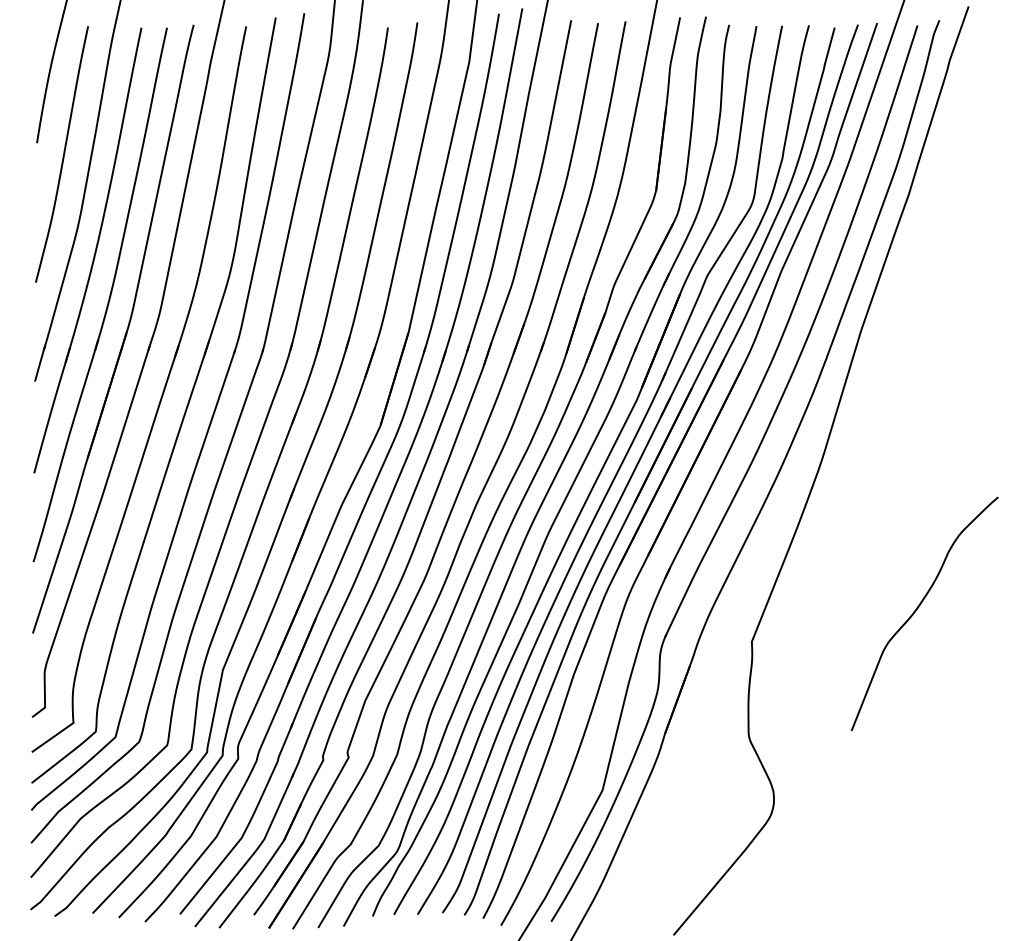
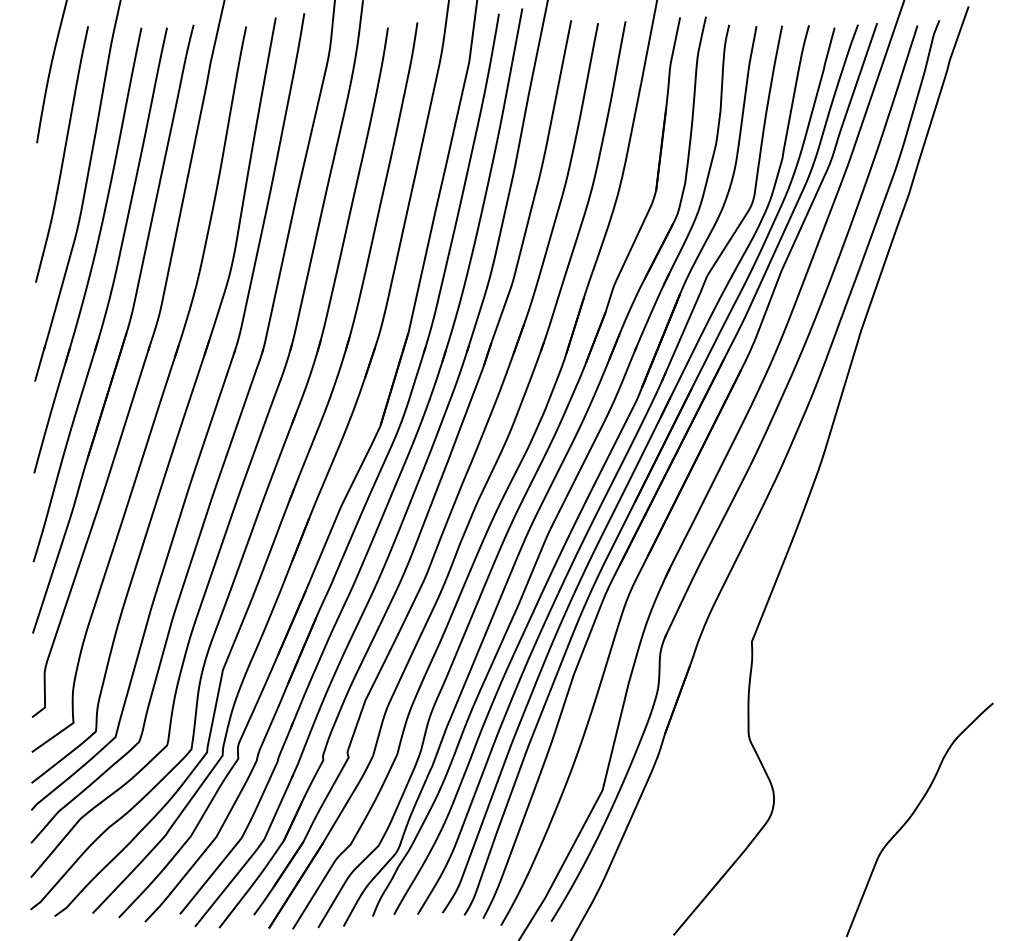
curve position: (919, 607) -> (914, 813) (914, 813)
